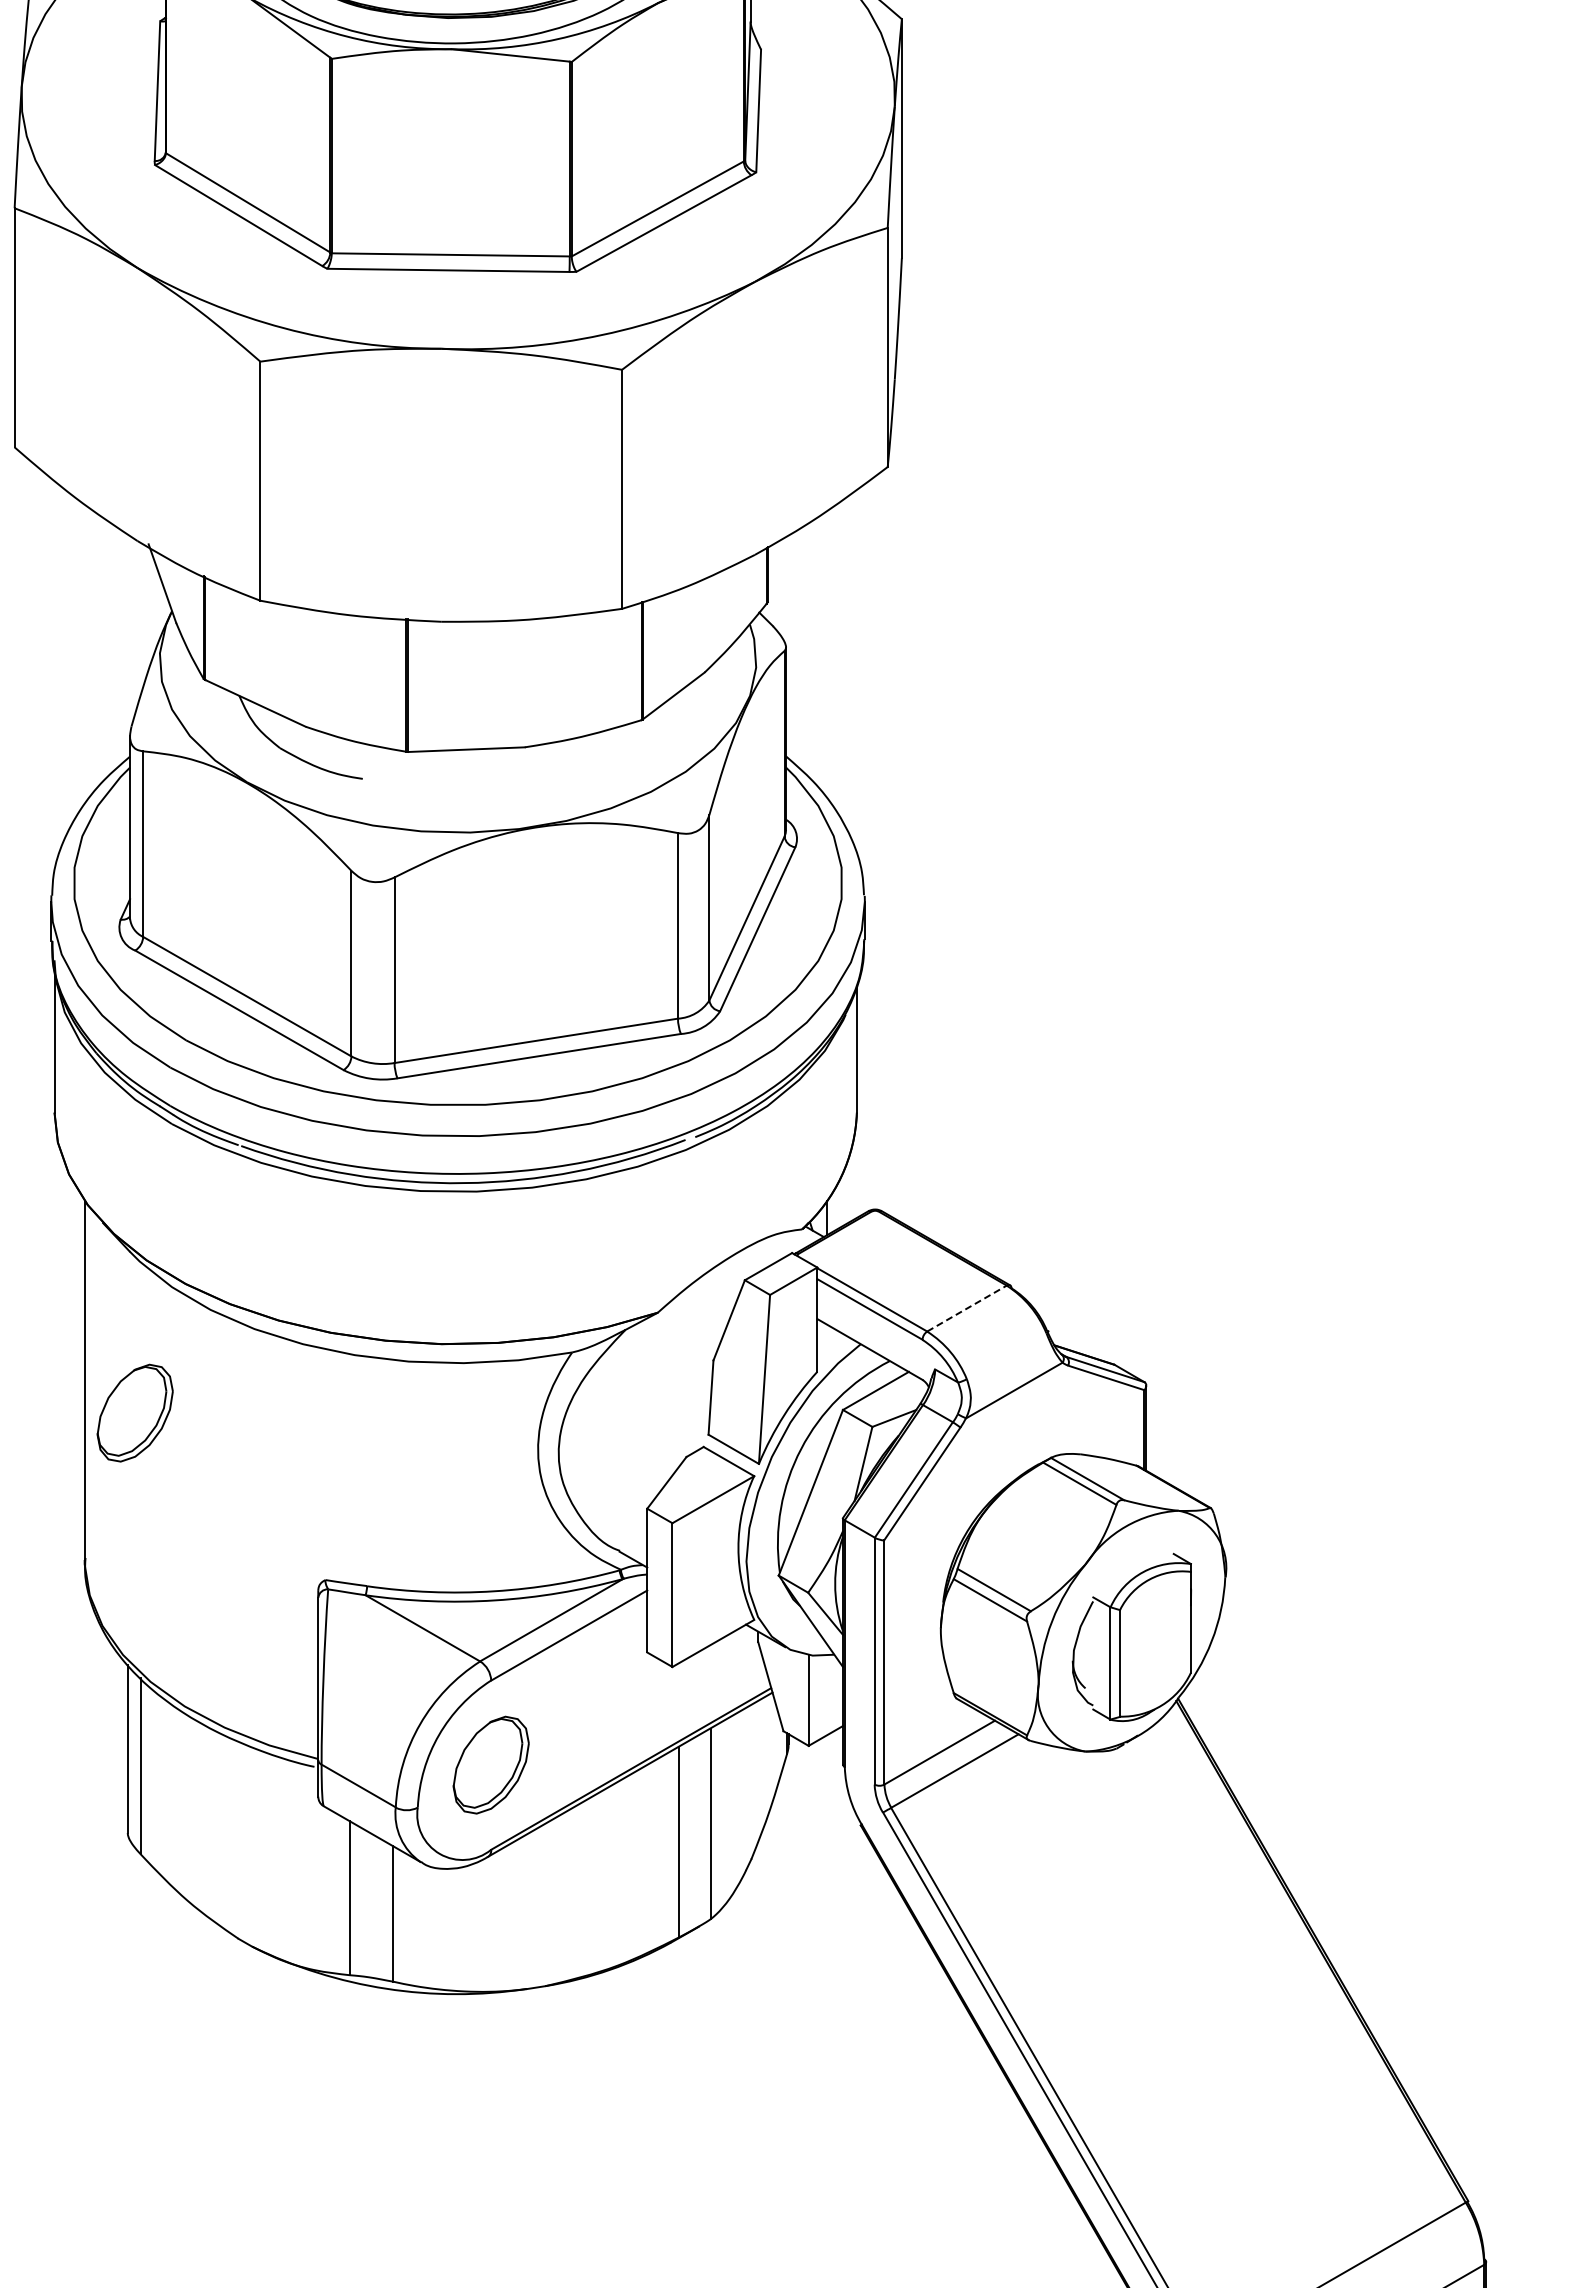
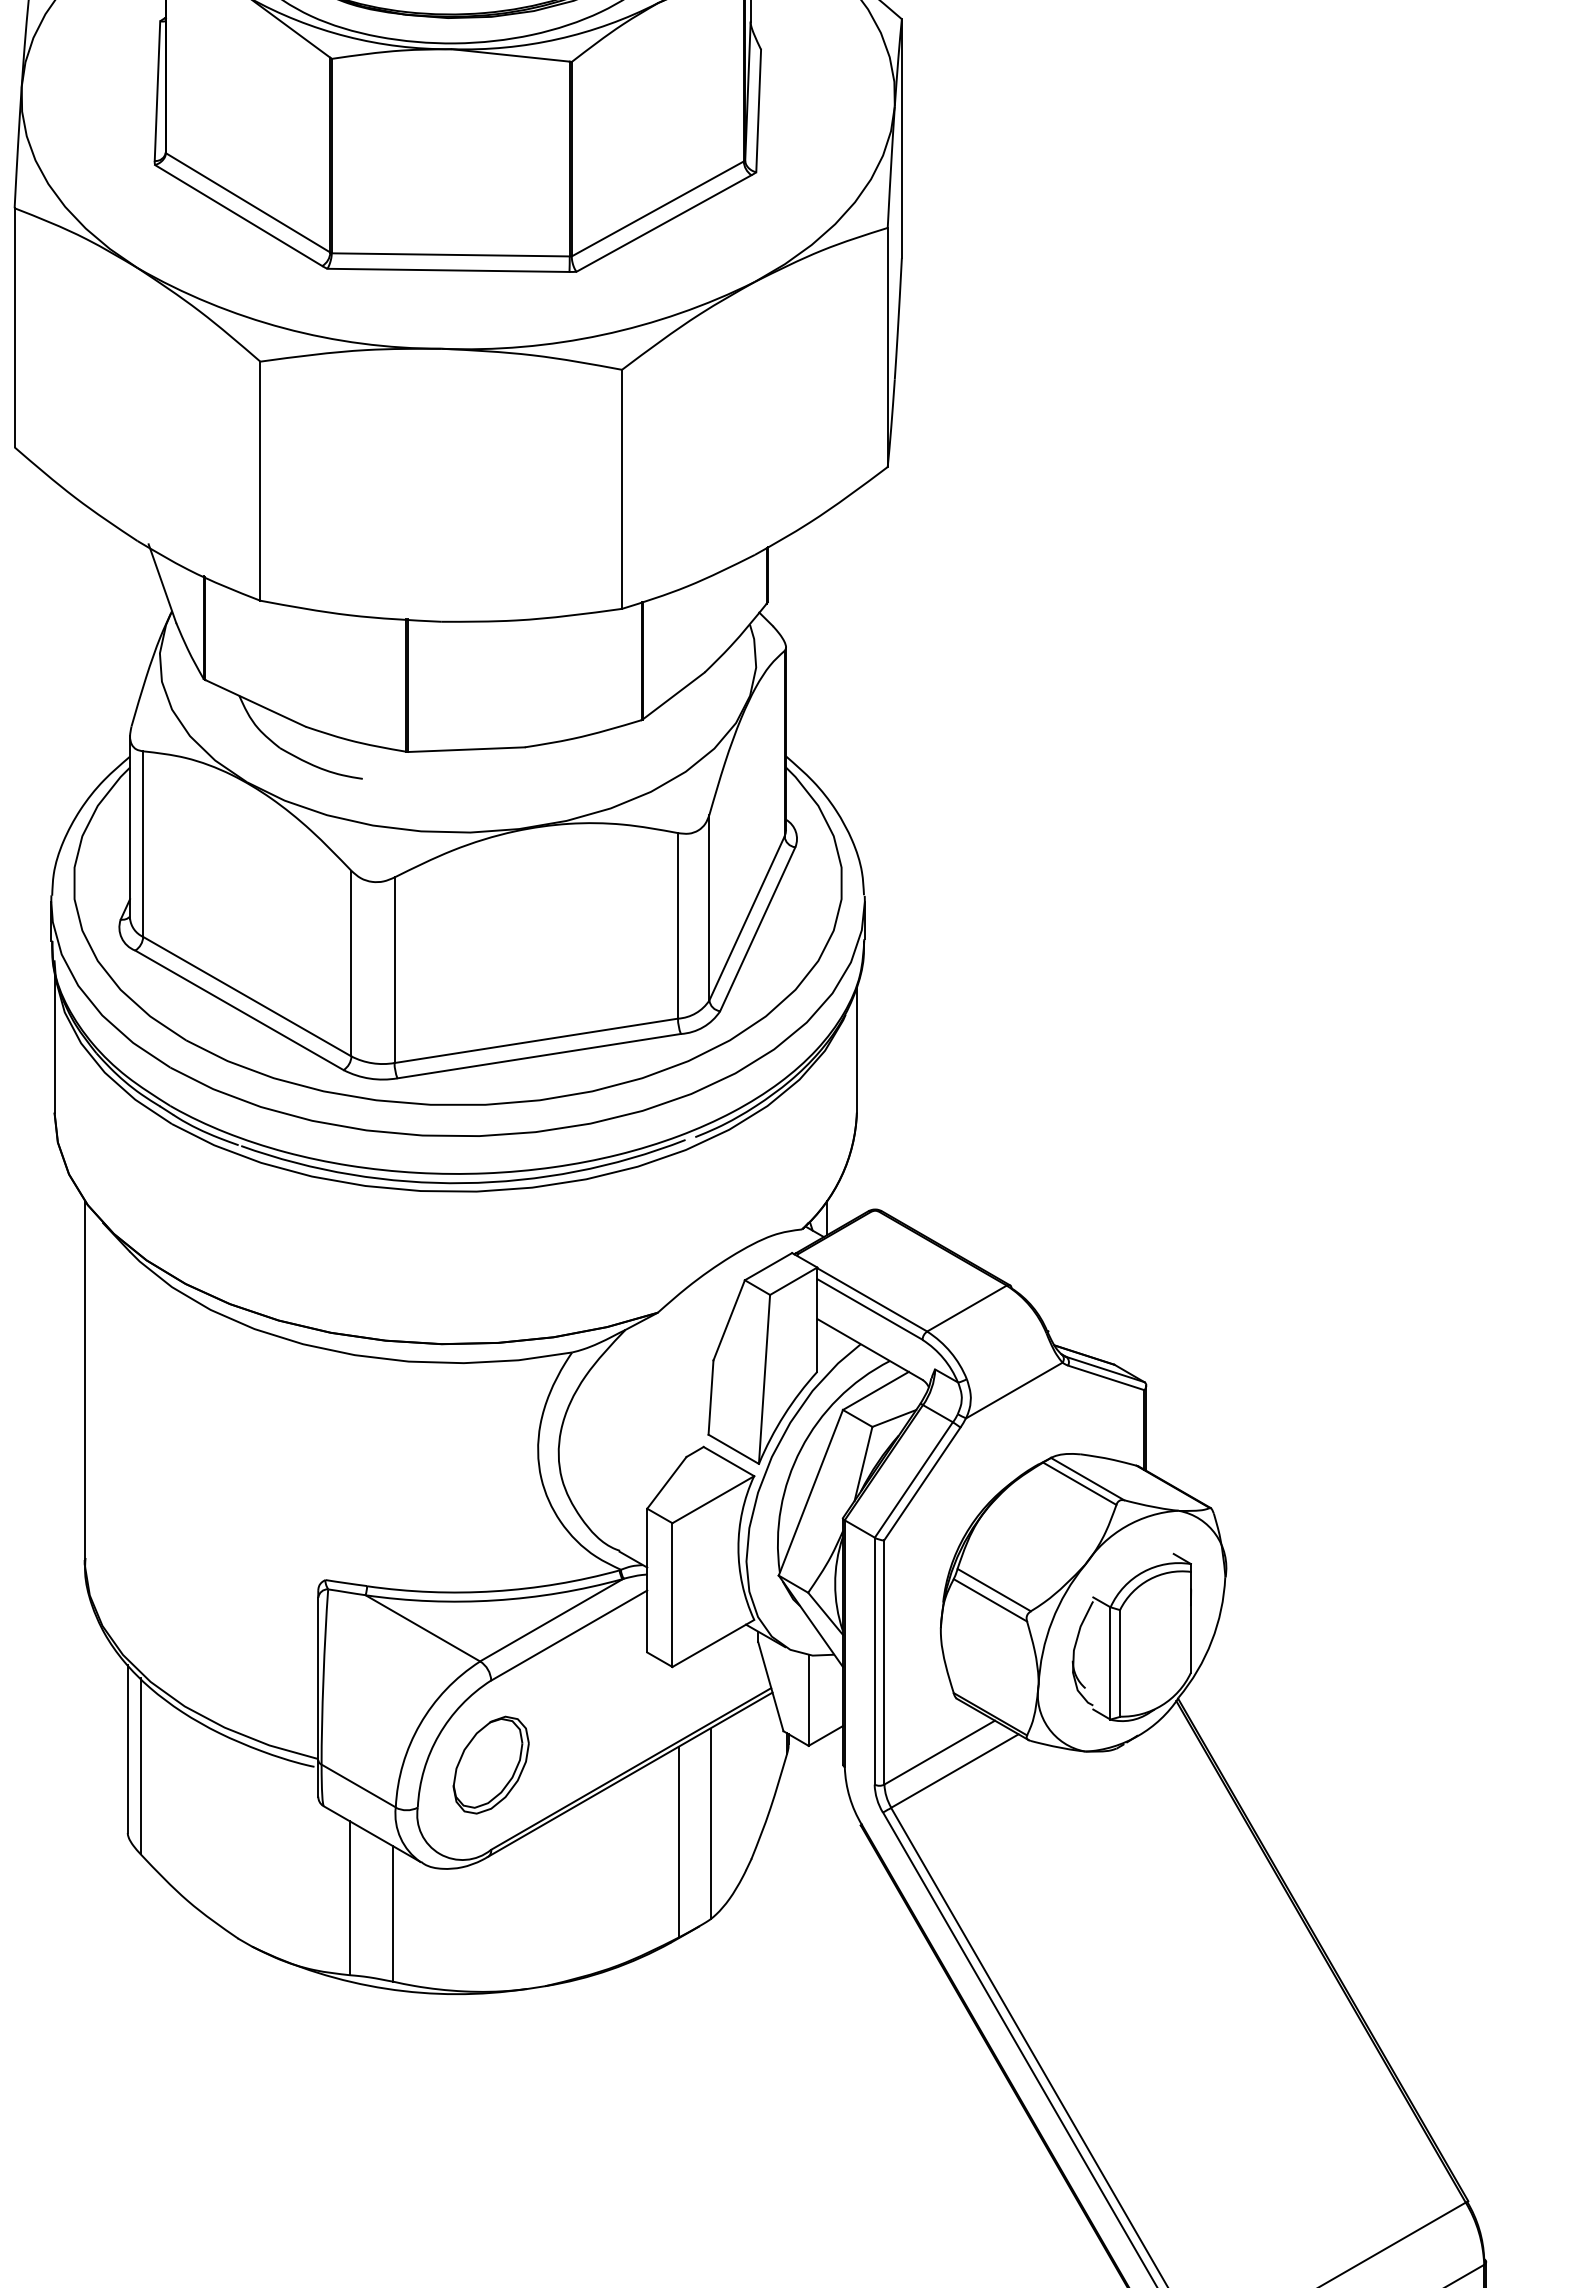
line: dashed -> solid (967, 1308)
part: present -> none (134, 1412)
